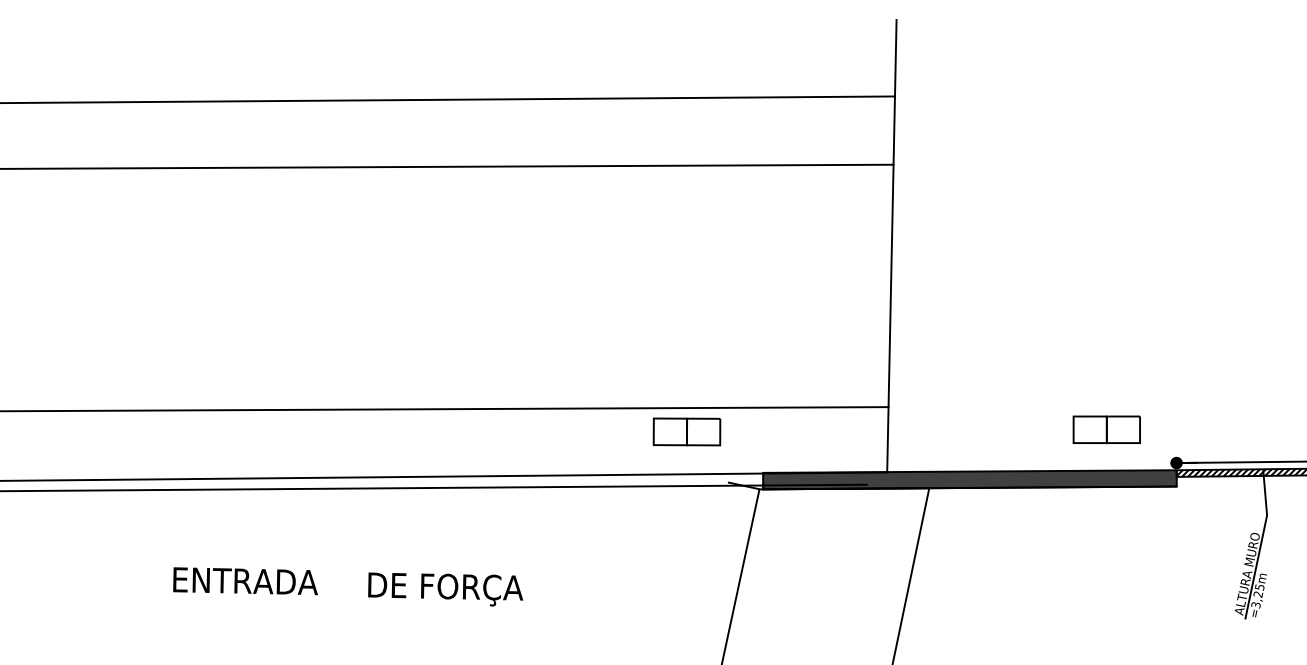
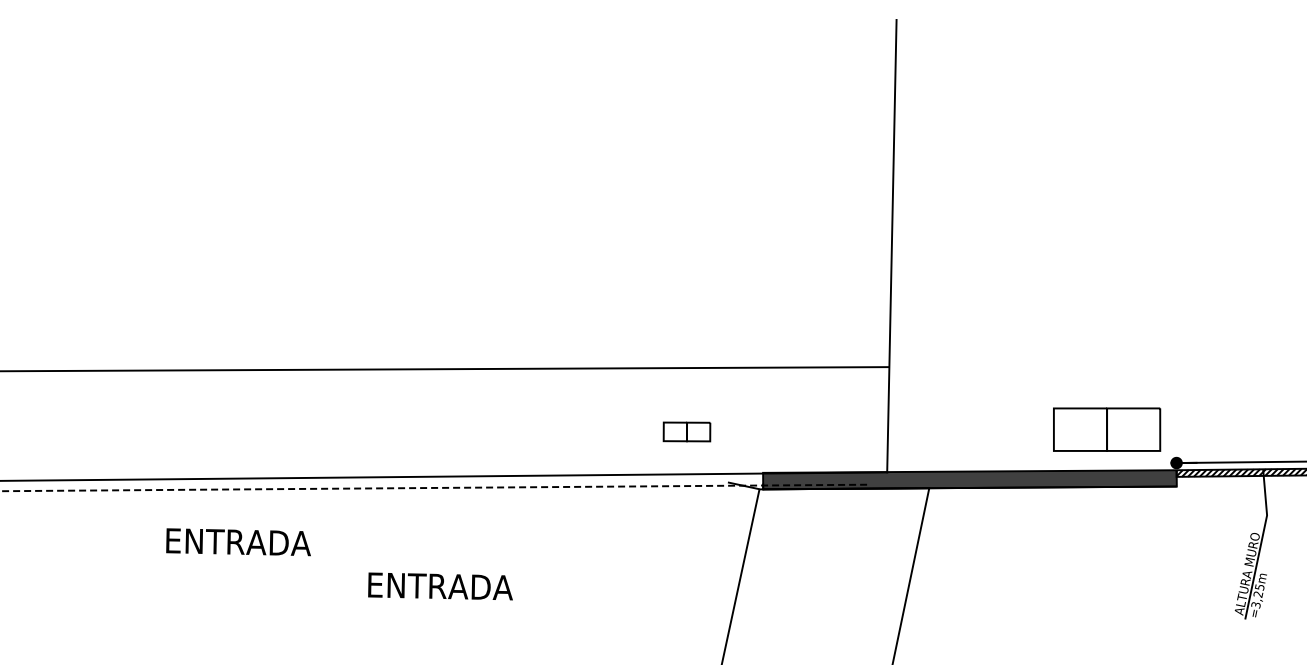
line: present -> none (448, 99)
line: present -> none (447, 166)
line position: (445, 409) -> (445, 369) (445, 369)
part size: 69x30 px -> 109x45 px (1107, 429)
part size: 70x30 px -> 50x22 px (686, 431)
line: solid -> dashed (433, 487)
text position: (245, 581) -> (238, 542) (238, 542)
text: DE FORÇA -> ENTRADA (447, 589)
